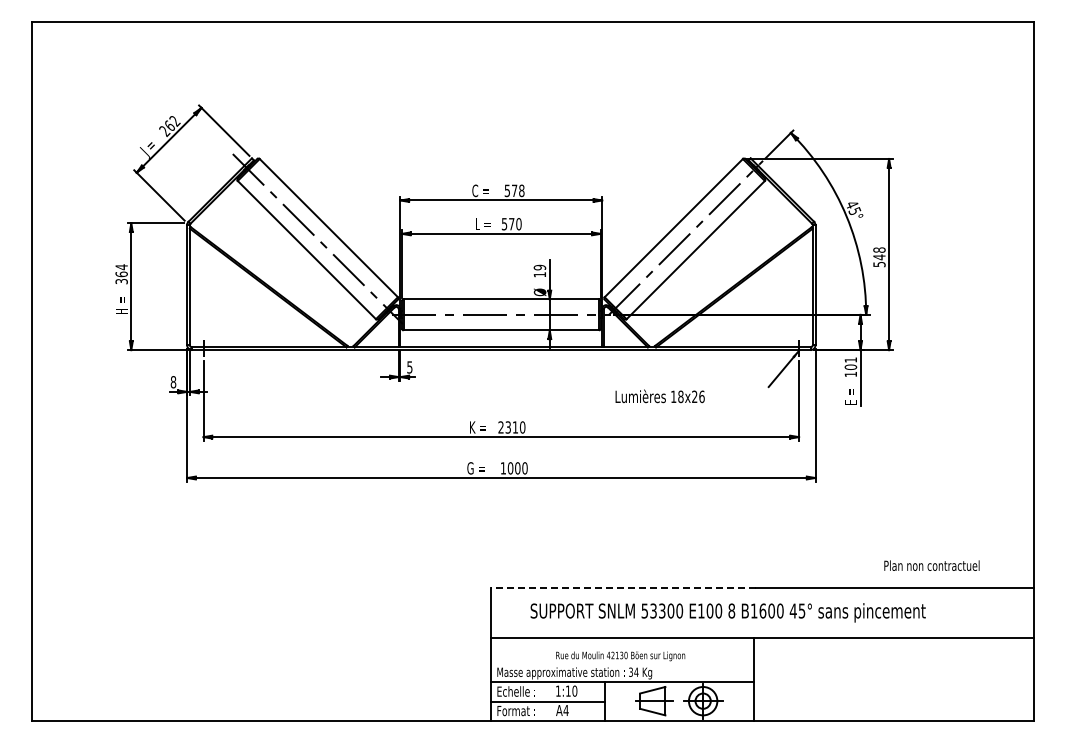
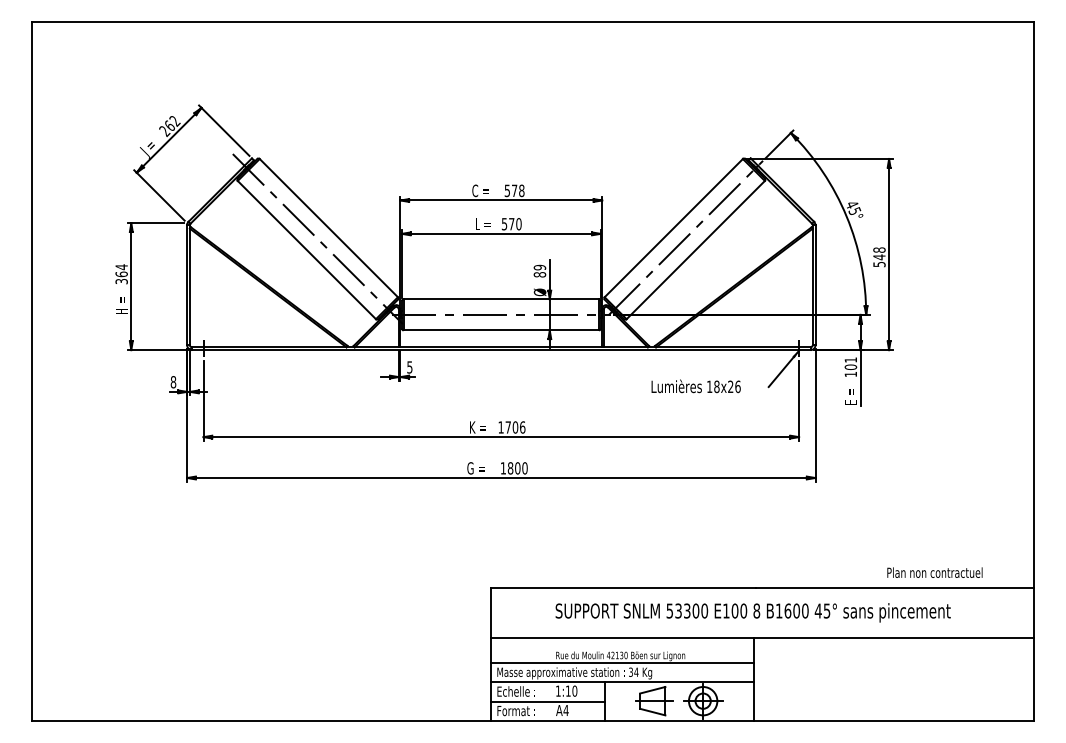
text: 19 -> 89 (539, 274)
text position: (659, 396) -> (695, 386) (695, 386)
text: 2310 -> 1706 (511, 427)
text: 1000 -> 1800 (510, 468)
text position: (931, 565) -> (934, 572) (934, 572)
line: dashed -> solid (623, 588)
text position: (727, 612) -> (752, 612) (752, 612)
line: none -> present (621, 663)
